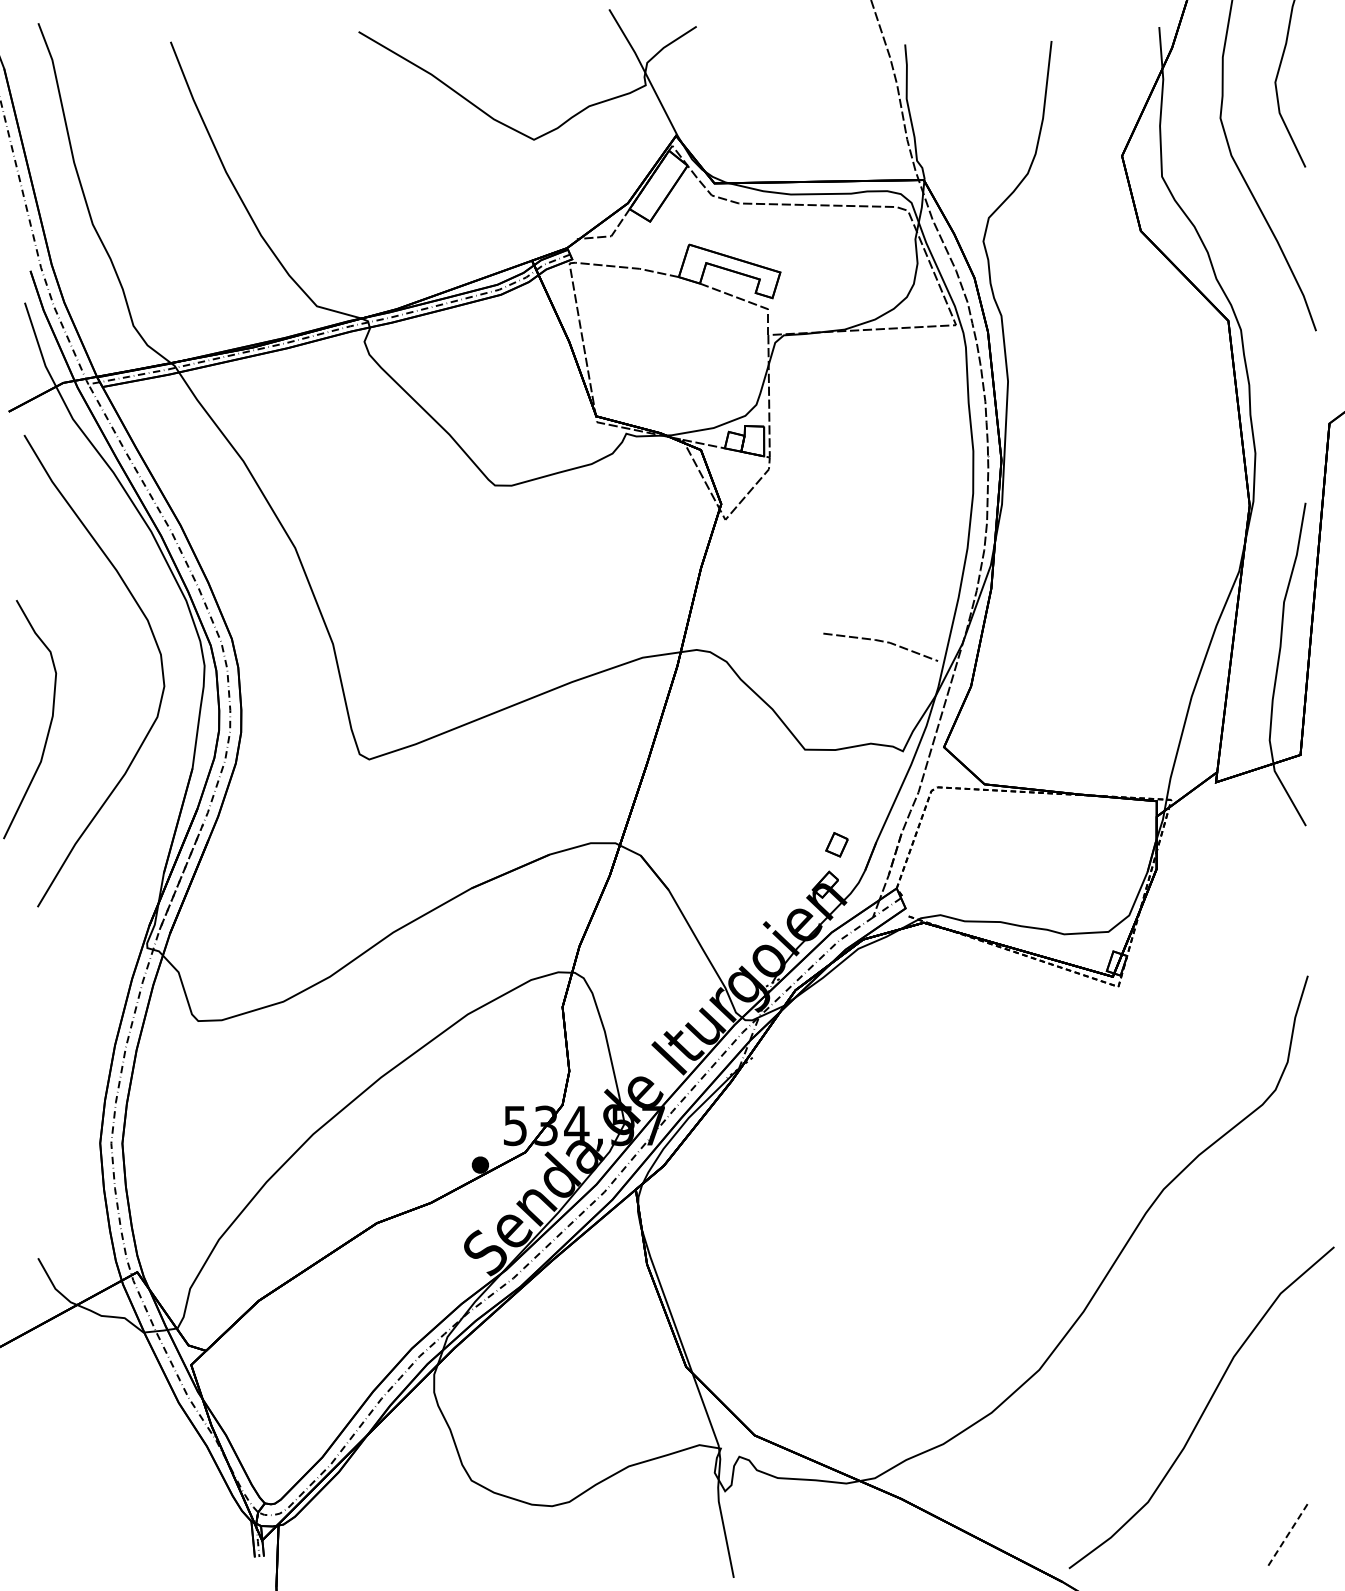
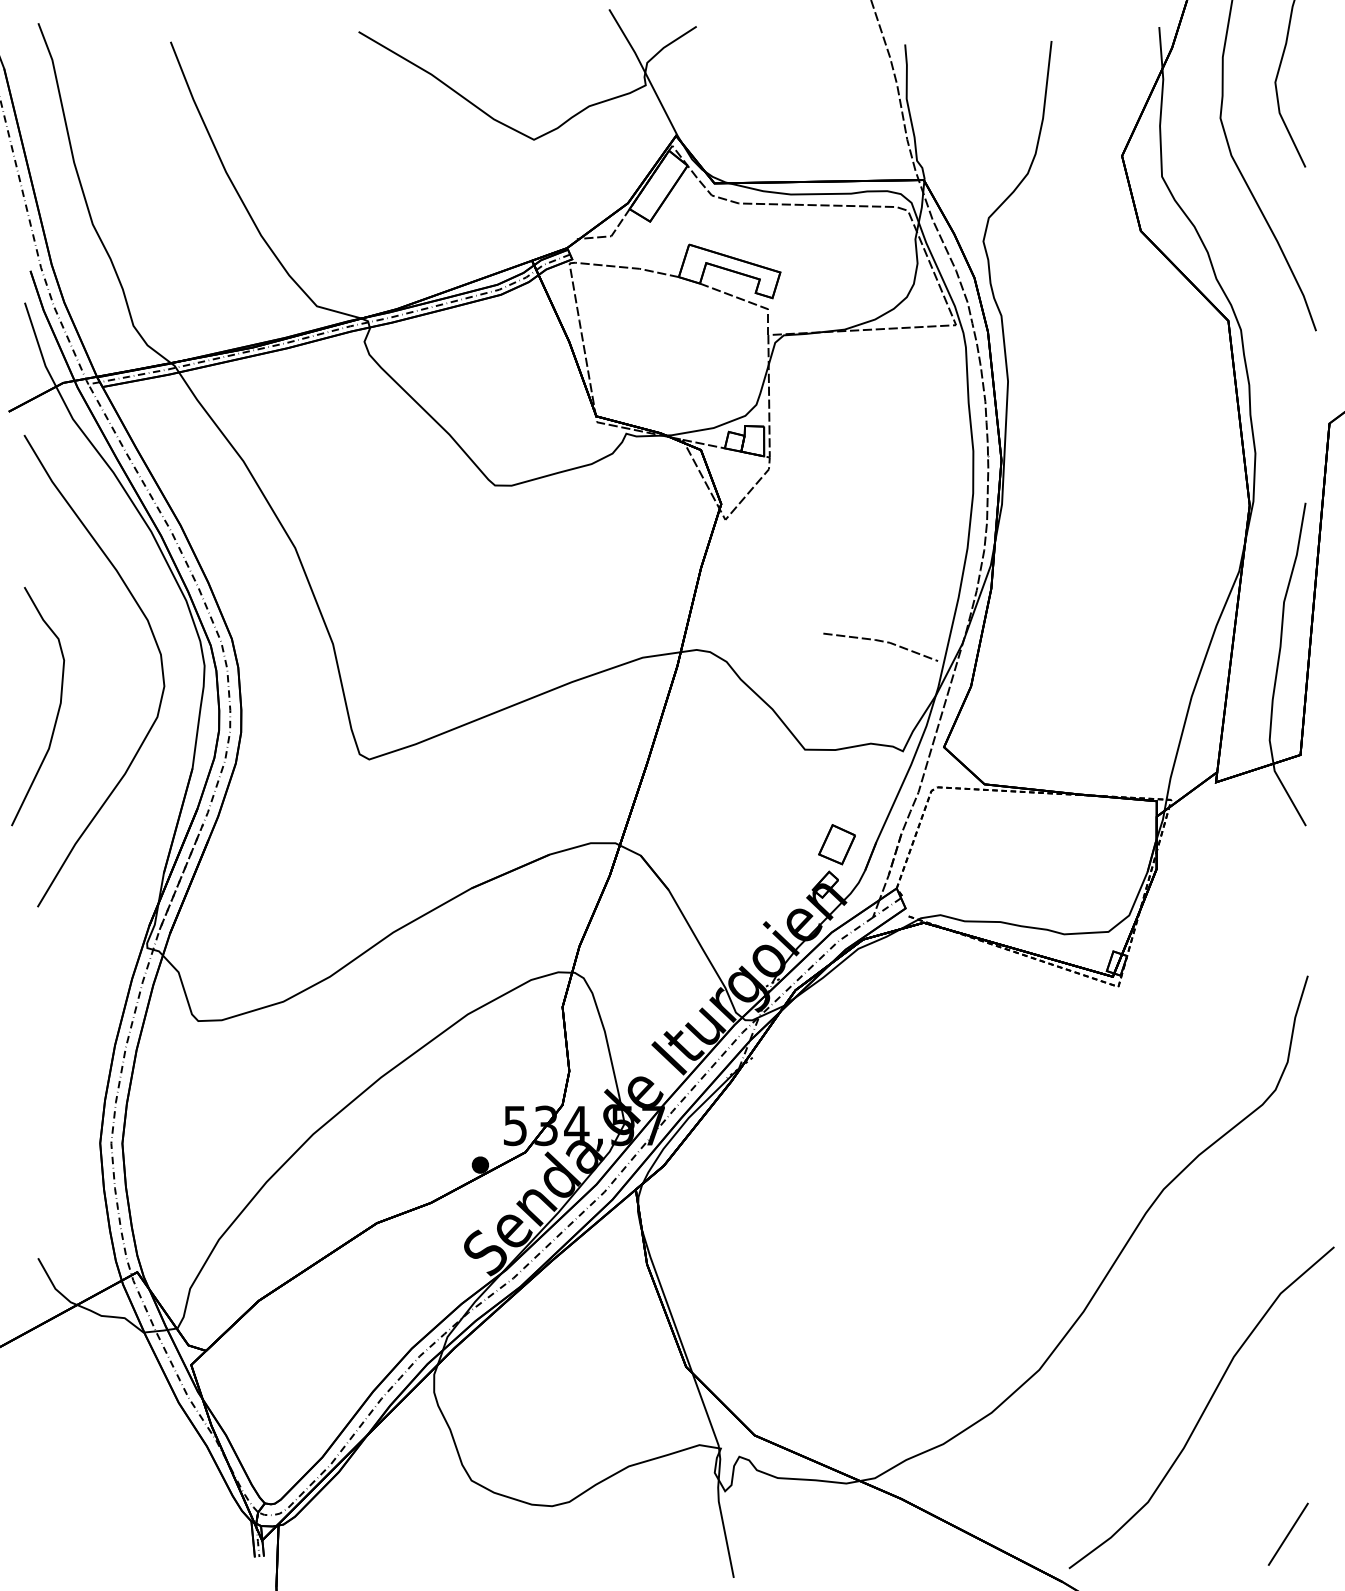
curve position: (49, 724) -> (57, 711) (57, 711)
part size: 24x26 px -> 38x42 px (836, 844)
line: dashed -> solid (1288, 1533)
